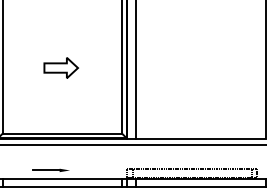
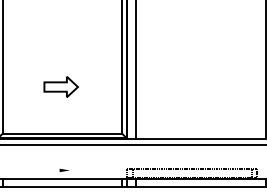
part position: (60, 67) -> (60, 86) (60, 86)
line: present -> none (46, 170)
